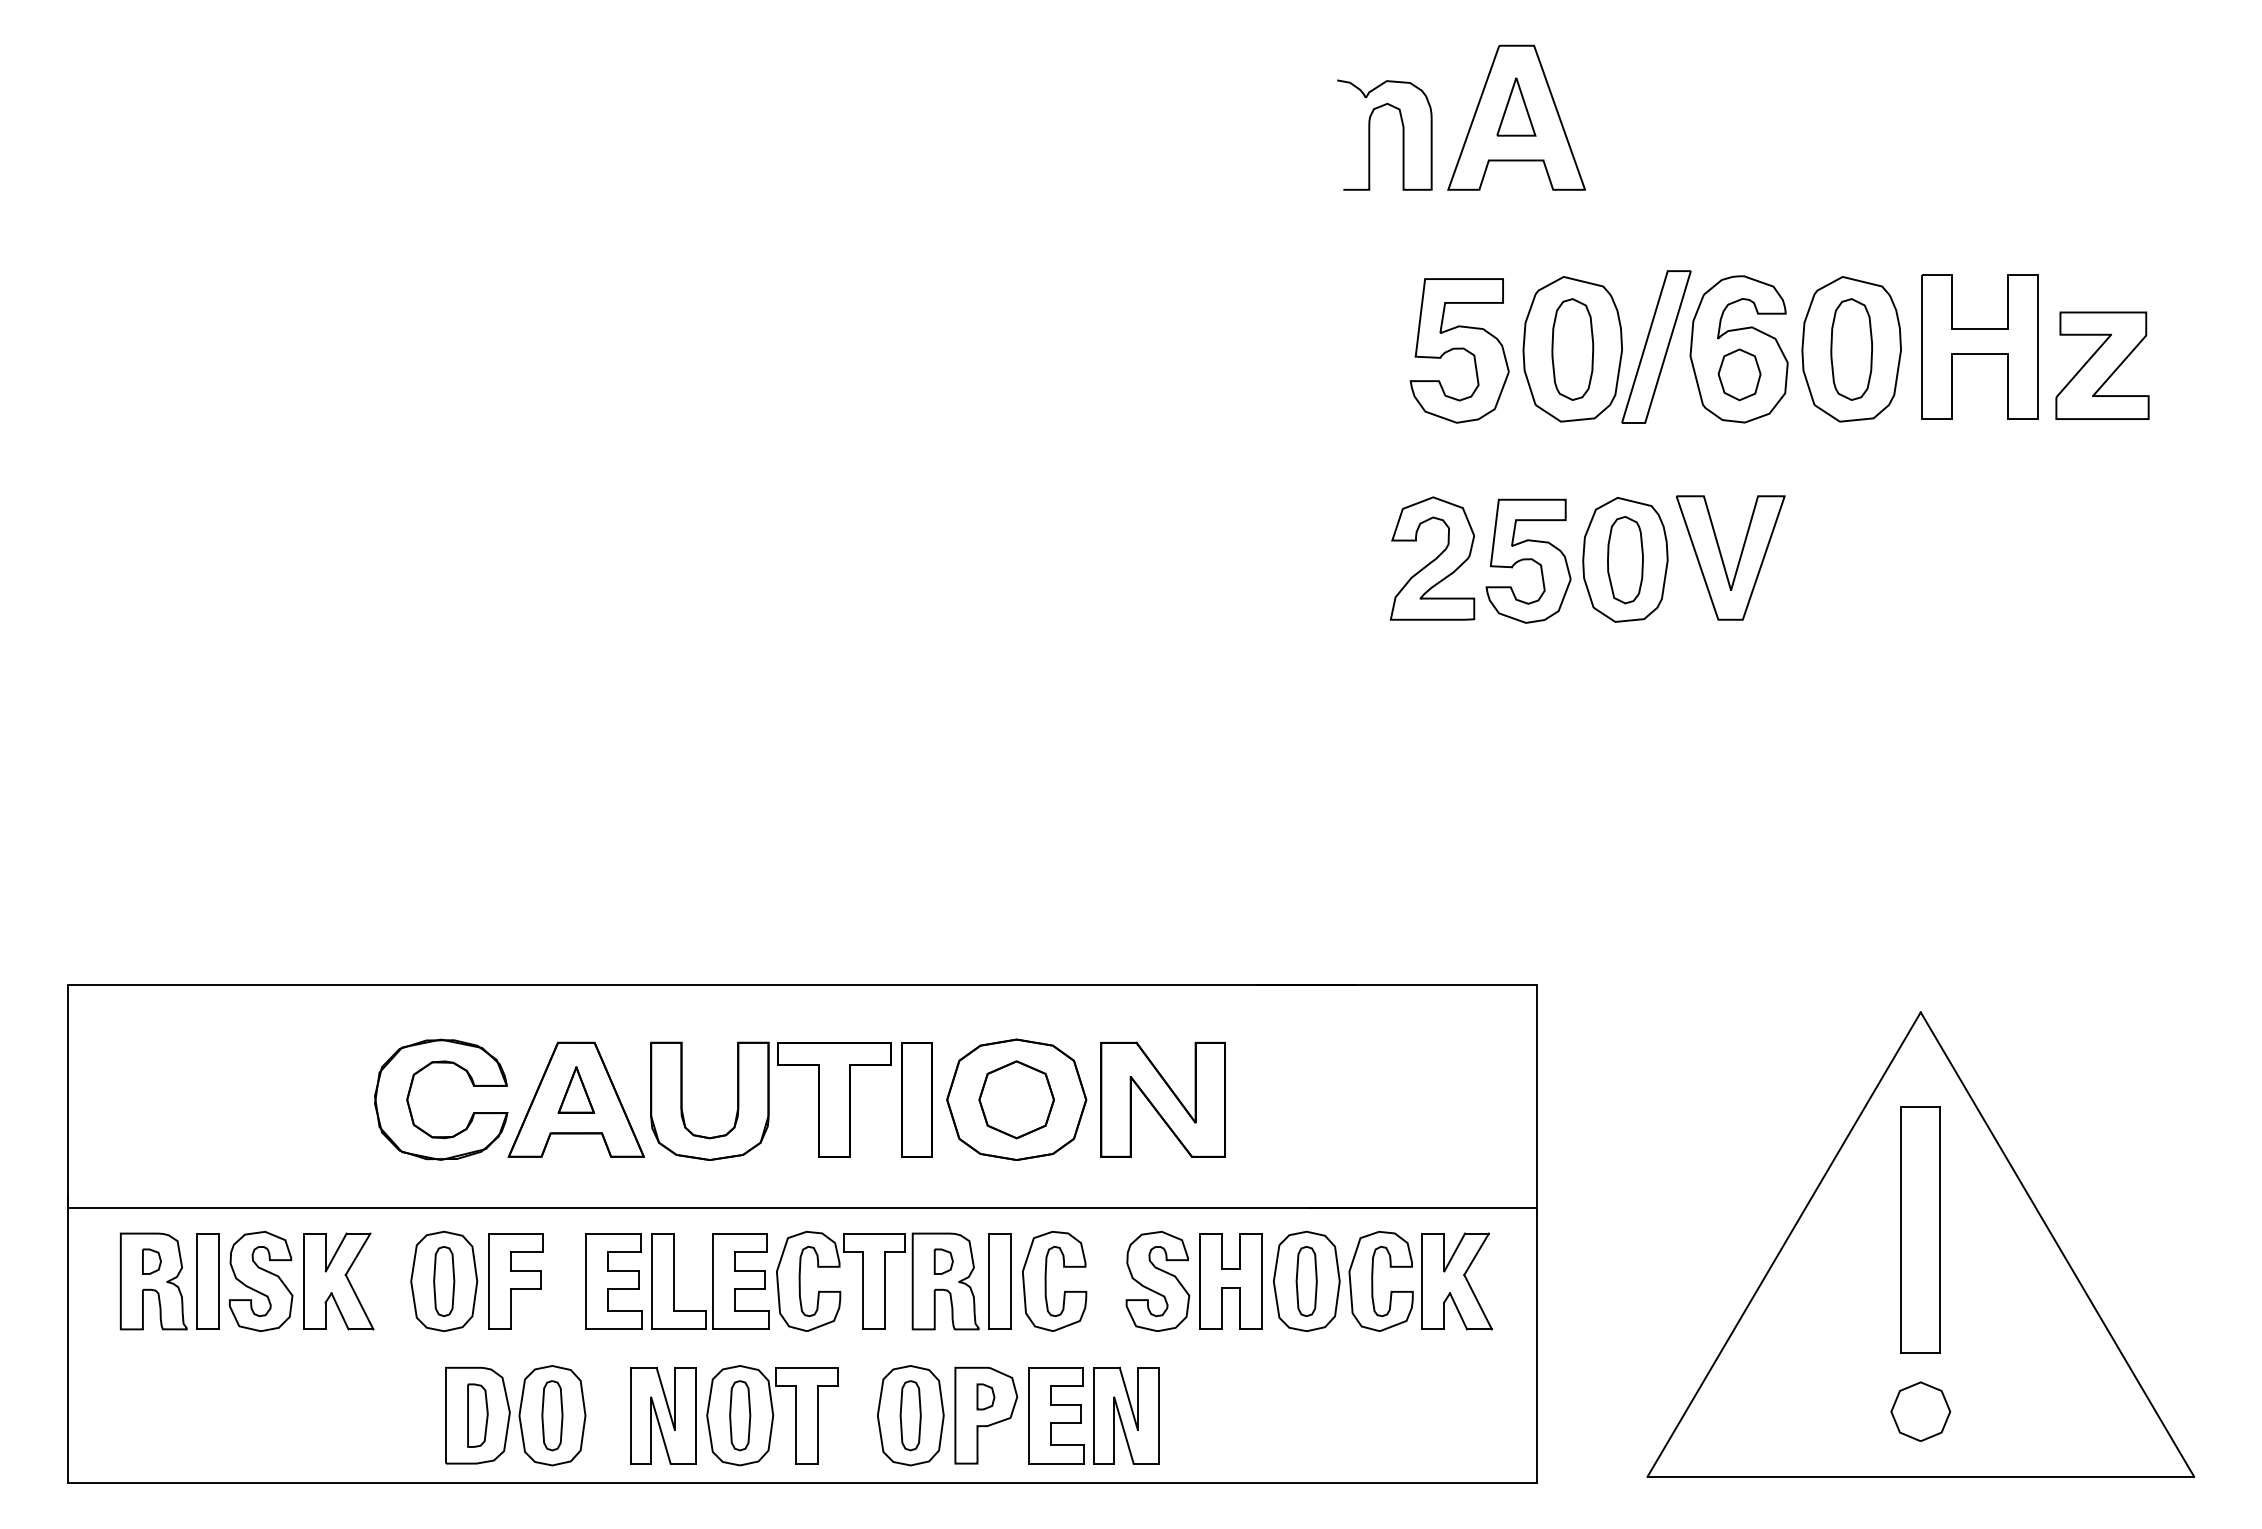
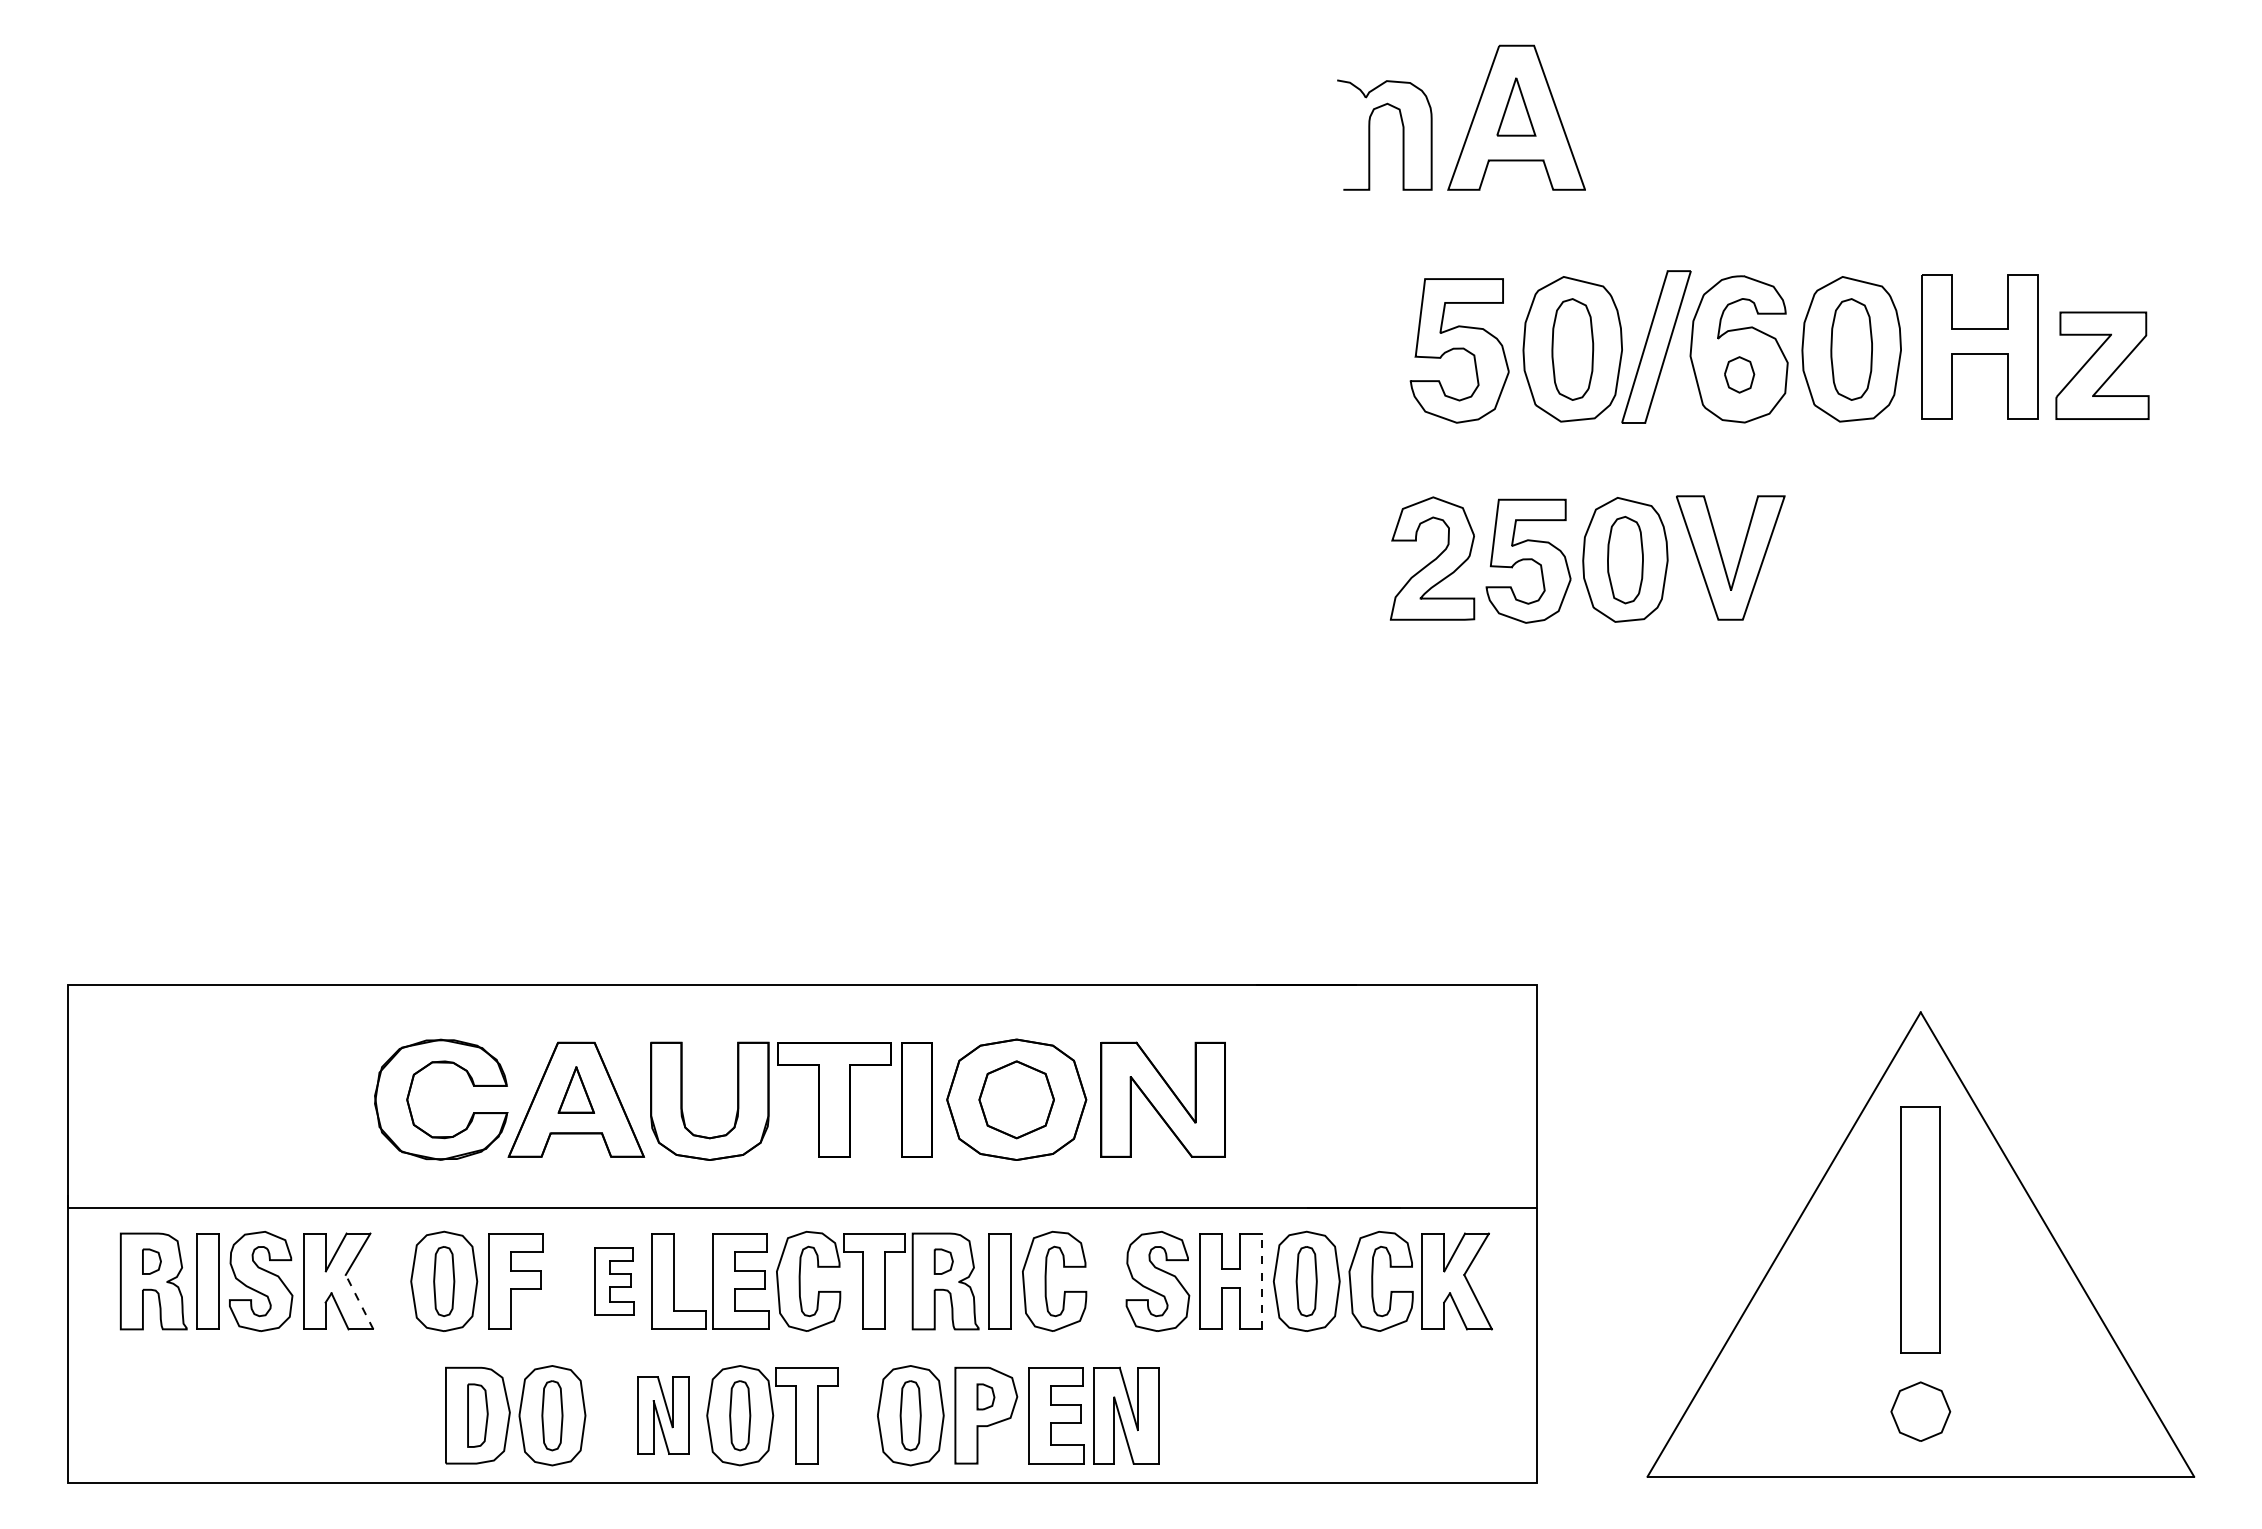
part size: 45x54 px -> 32x38 px (1739, 374)
part size: 58x97 px -> 41x69 px (614, 1281)
line: solid -> dashed (1262, 1281)
line: solid -> dashed (359, 1302)
part size: 67x99 px -> 53x79 px (663, 1415)
